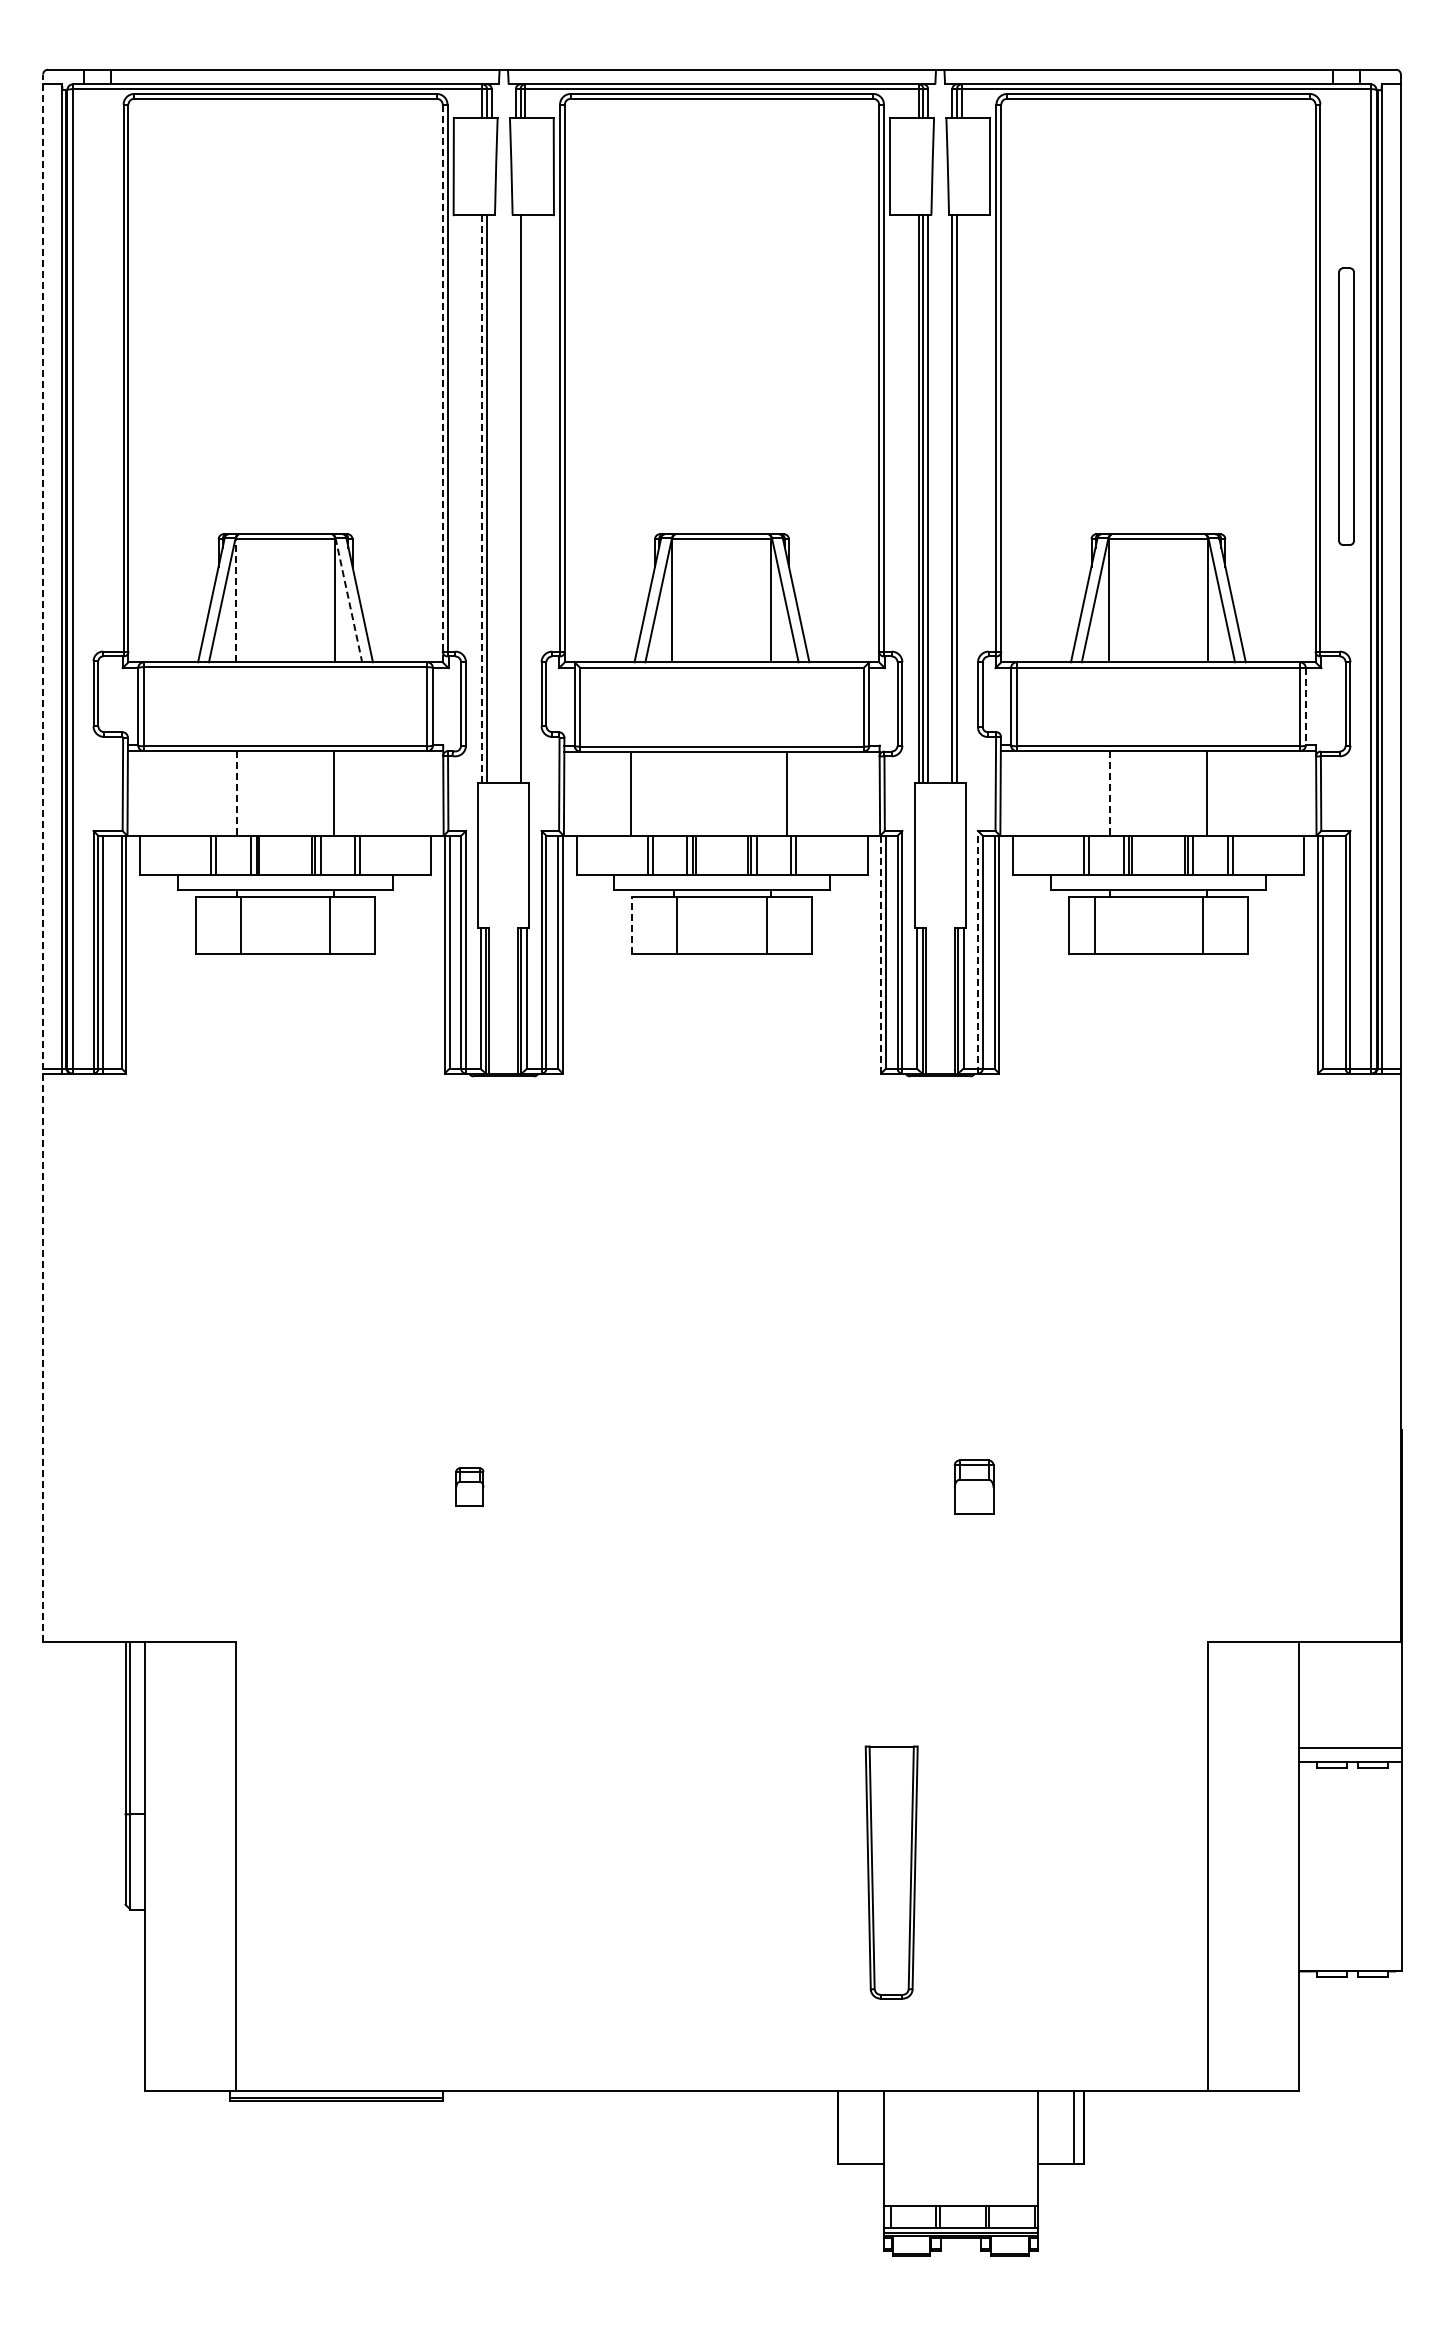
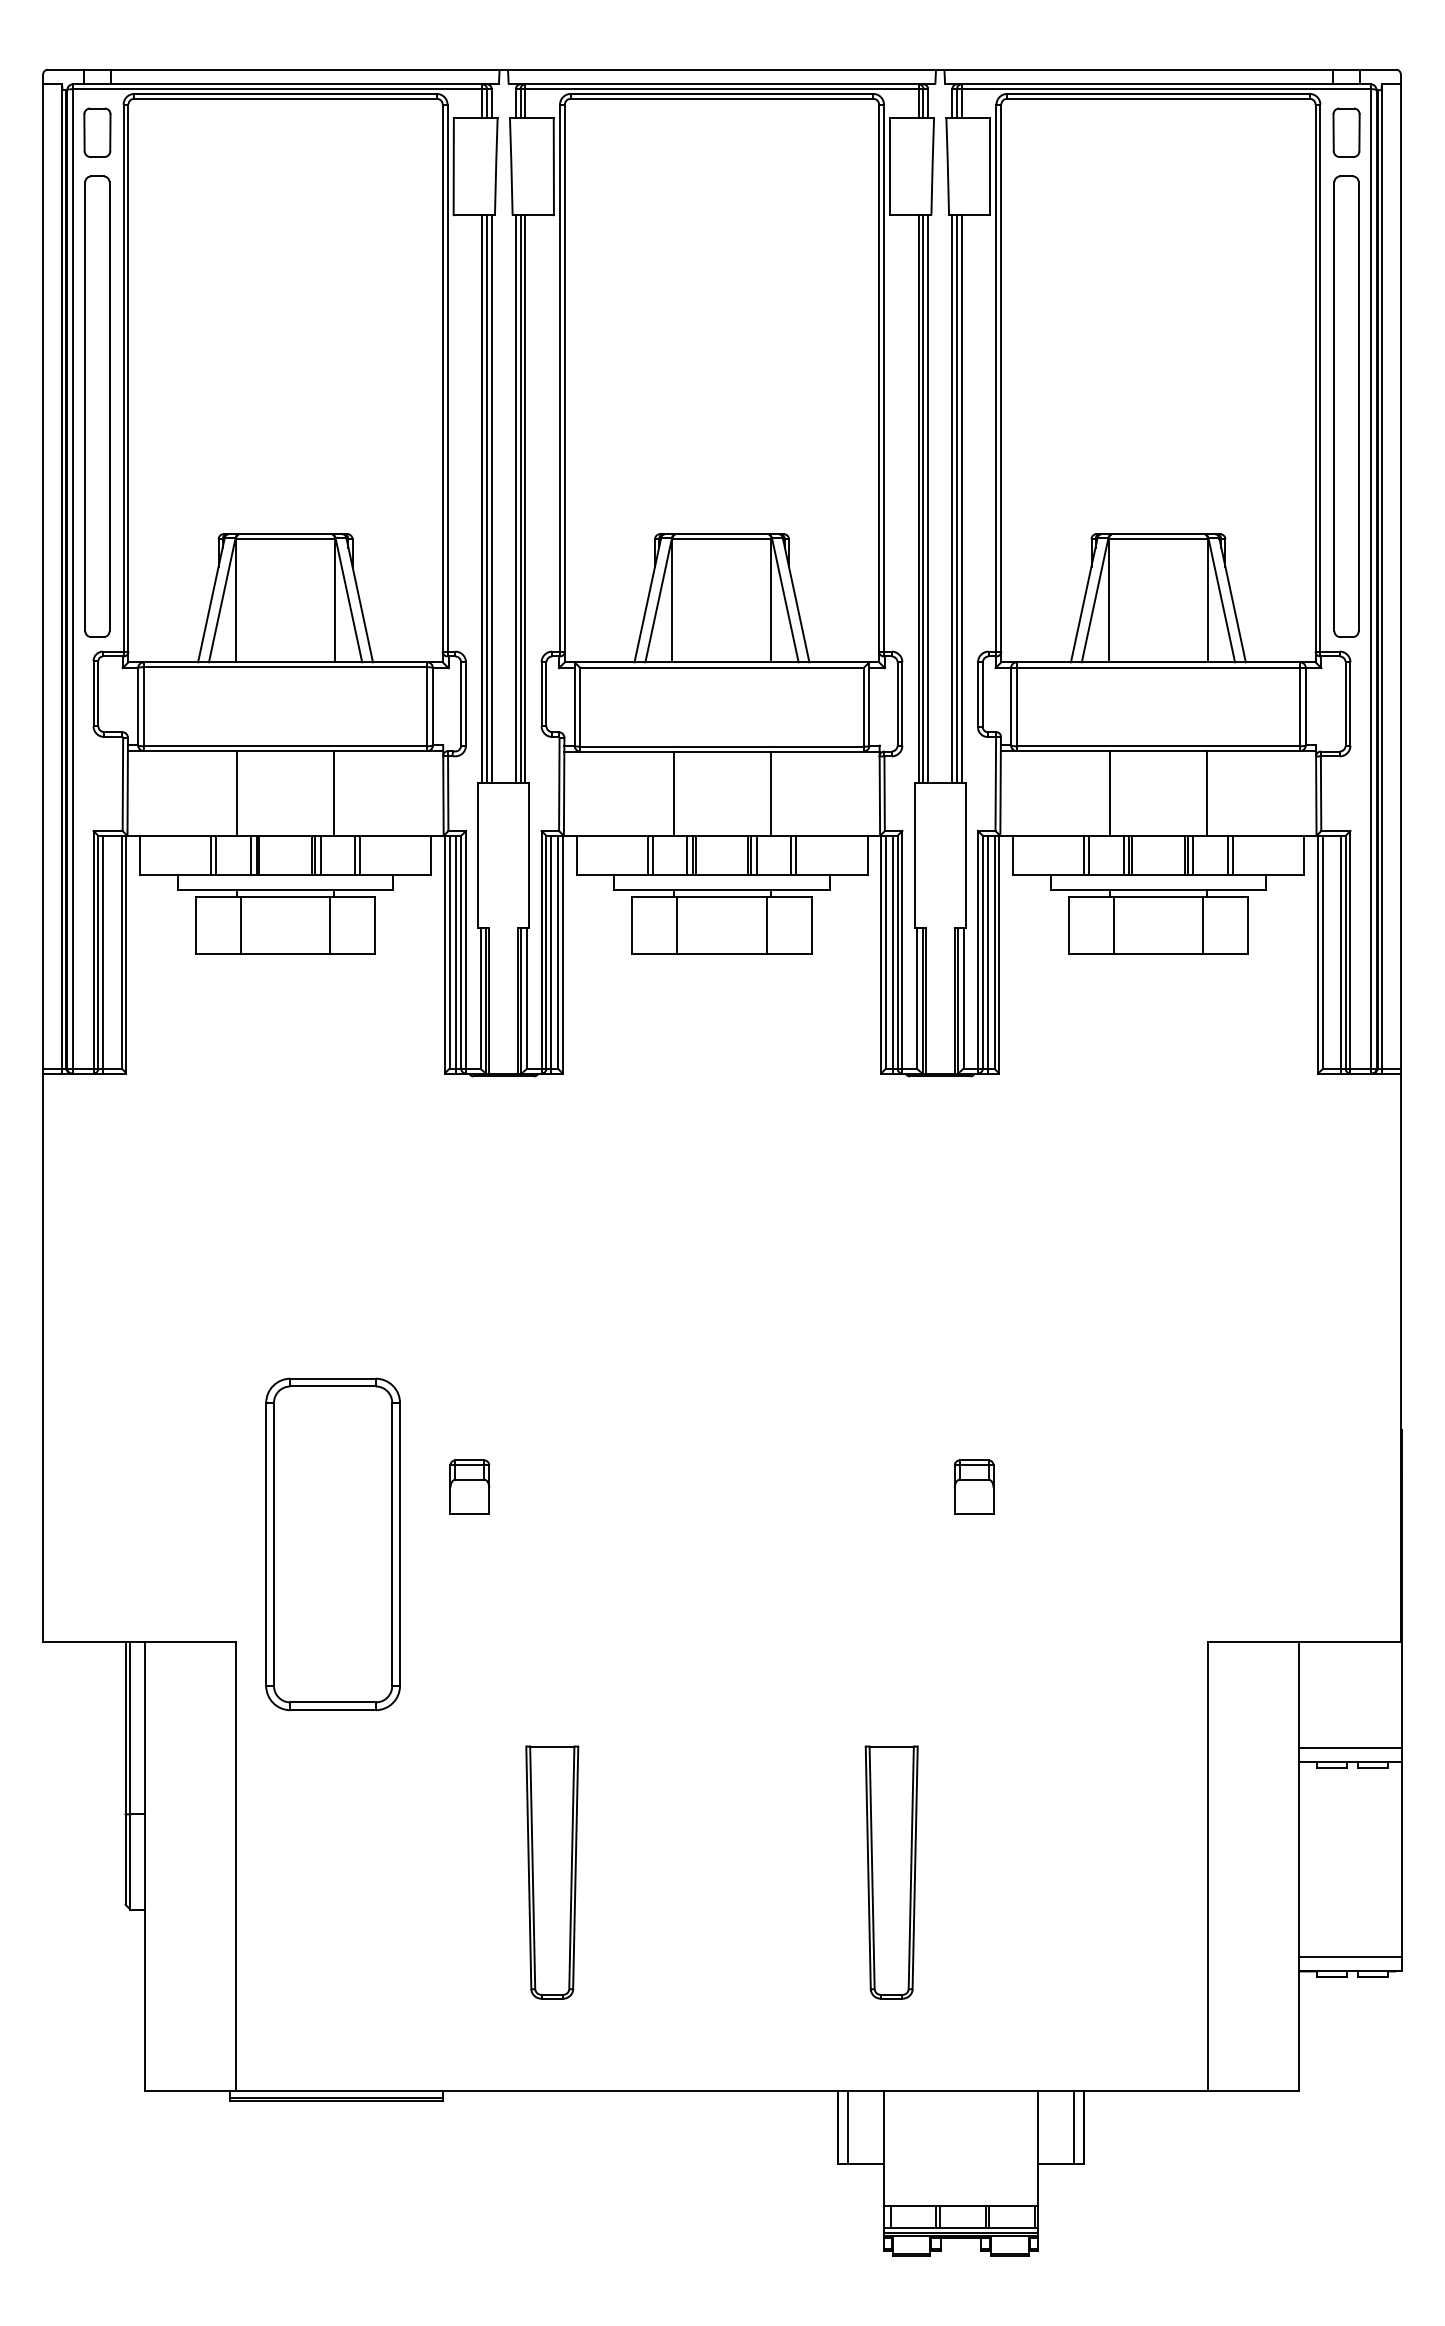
part: none -> present (97, 132)
part: none -> present (1346, 132)
line: dashed -> solid (442, 383)
part: none -> present (97, 406)
part size: 17x279 px -> 27x463 px (1346, 406)
line: dashed -> solid (482, 498)
line: none -> present (491, 498)
line: none -> present (515, 498)
line: none -> present (525, 498)
line: none -> present (961, 498)
line: dashed -> solid (236, 600)
line: dashed -> solid (348, 600)
line: dashed -> solid (1305, 706)
line position: (630, 793) -> (673, 793) (673, 793)
line position: (786, 793) -> (770, 793) (770, 793)
line: dashed -> solid (237, 794)
line: dashed -> solid (1109, 794)
line: dashed -> solid (43, 858)
line: dashed -> solid (632, 925)
line position: (1094, 925) -> (1113, 925) (1113, 925)
line: dashed -> solid (978, 951)
line: none -> present (456, 954)
line: none -> present (551, 954)
line: dashed -> solid (881, 954)
line: none -> present (892, 954)
line: none -> present (987, 954)
line: none -> present (1340, 954)
part size: 30x40 px -> 42x56 px (469, 1486)
part: none -> present (332, 1544)
part: none -> present (552, 1872)
line: none -> present (1350, 1957)
line: none -> present (847, 2127)
